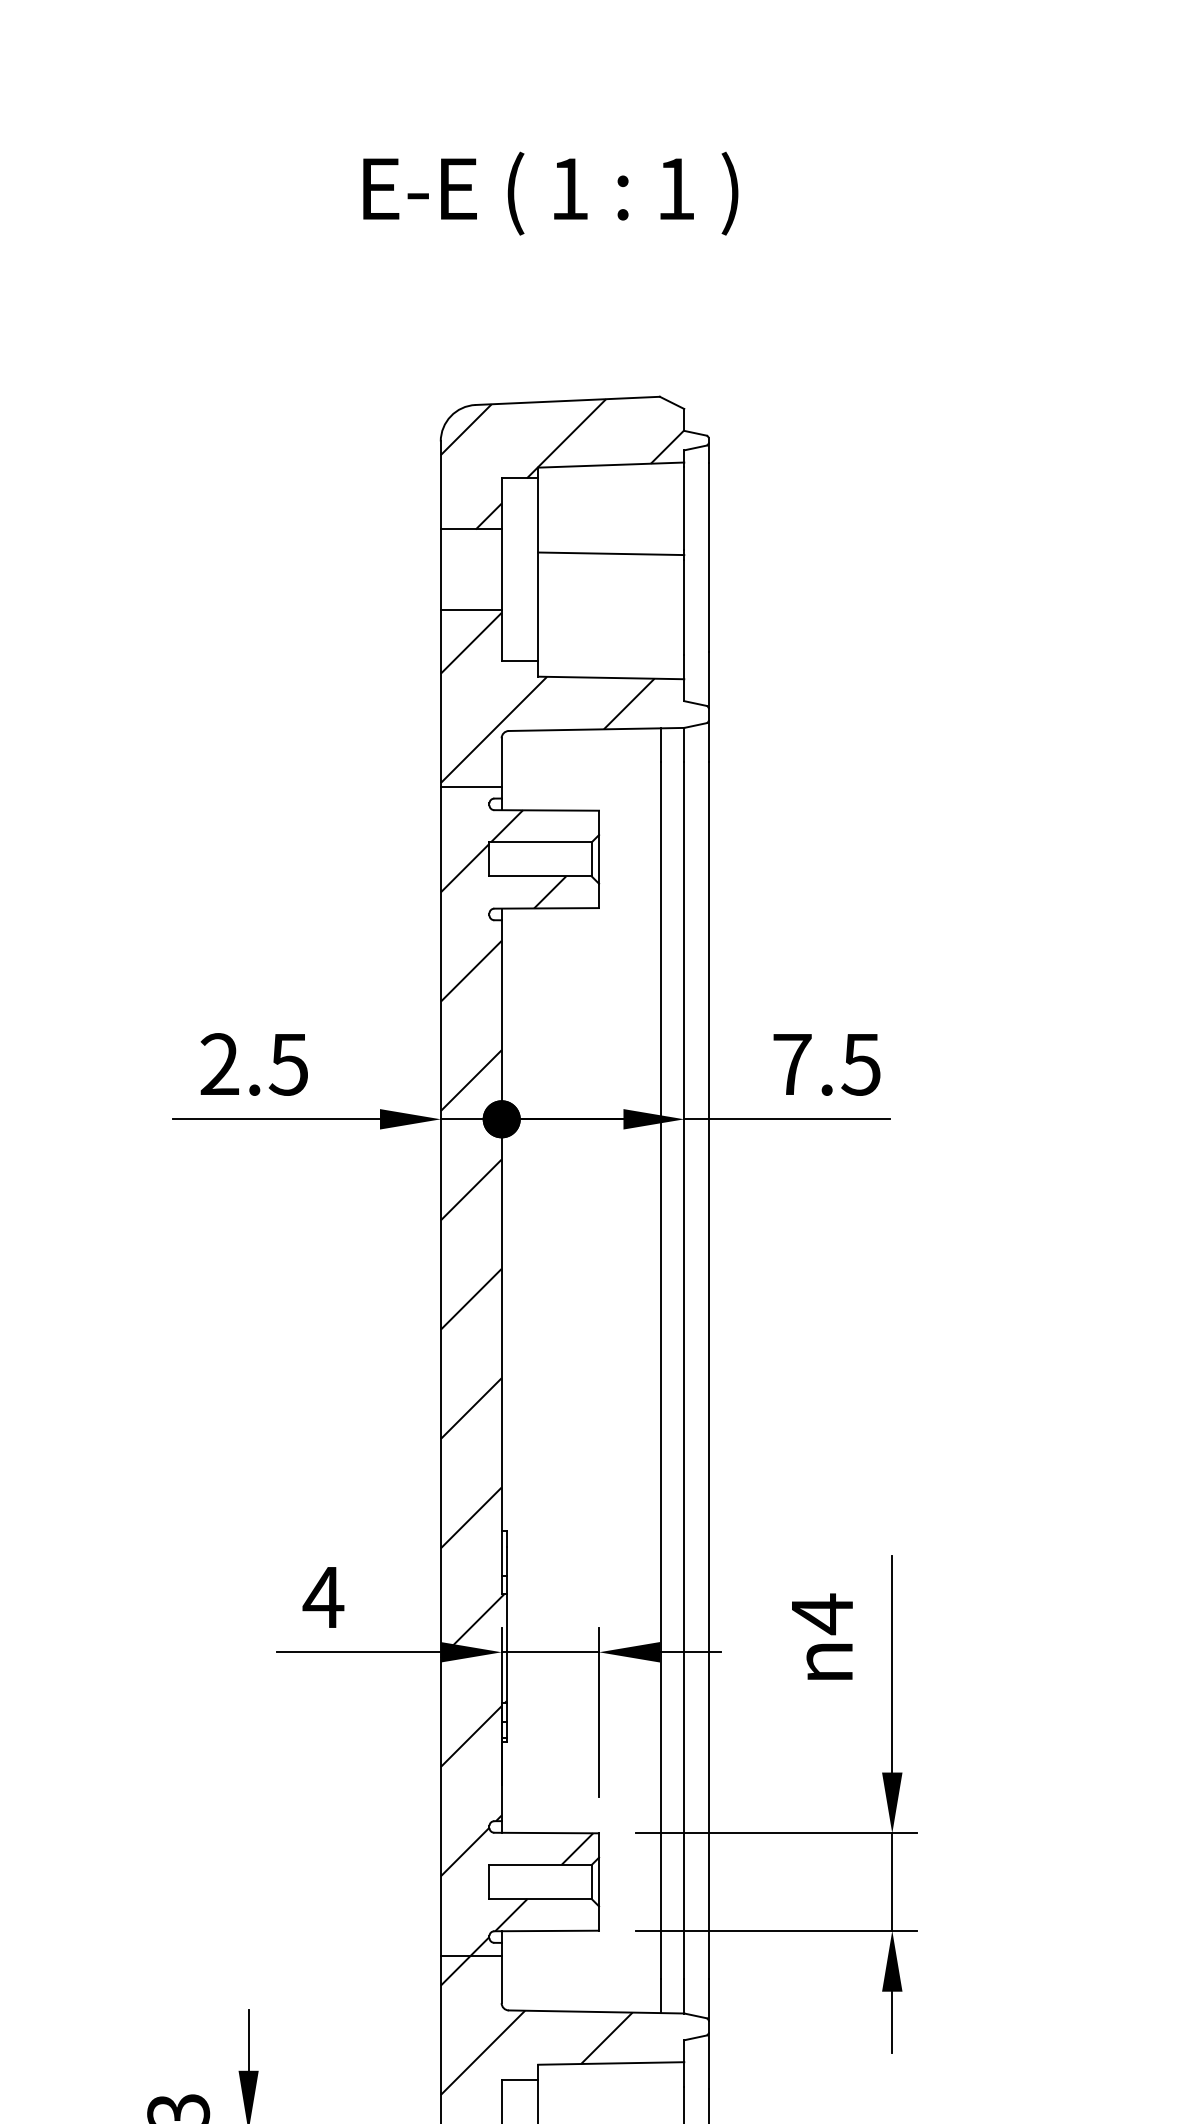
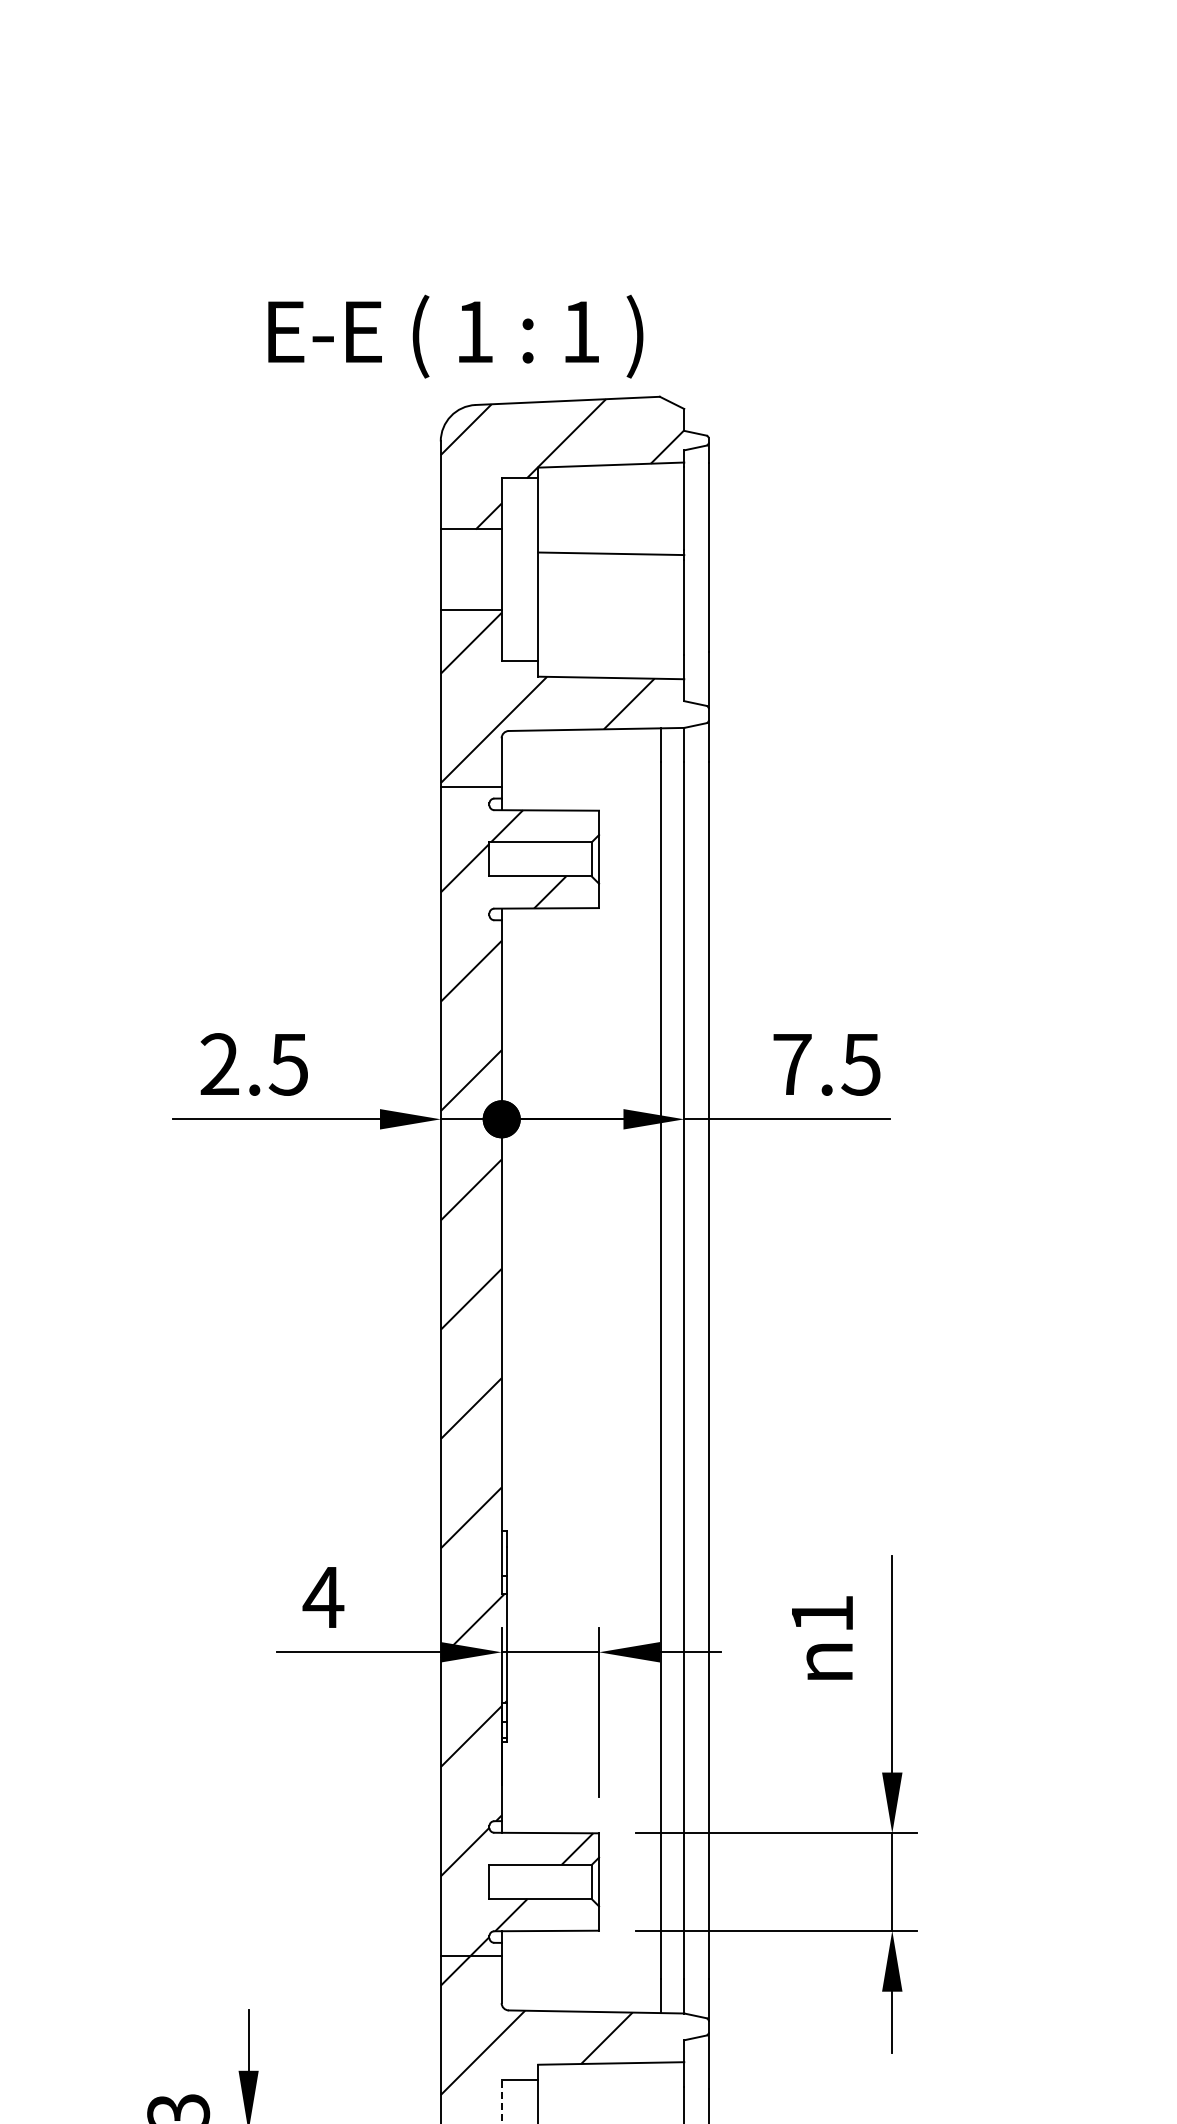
text position: (550, 193) -> (455, 336) (455, 336)
text: 4 -> 1 (822, 1614)
line: solid -> dashed (501, 2102)
